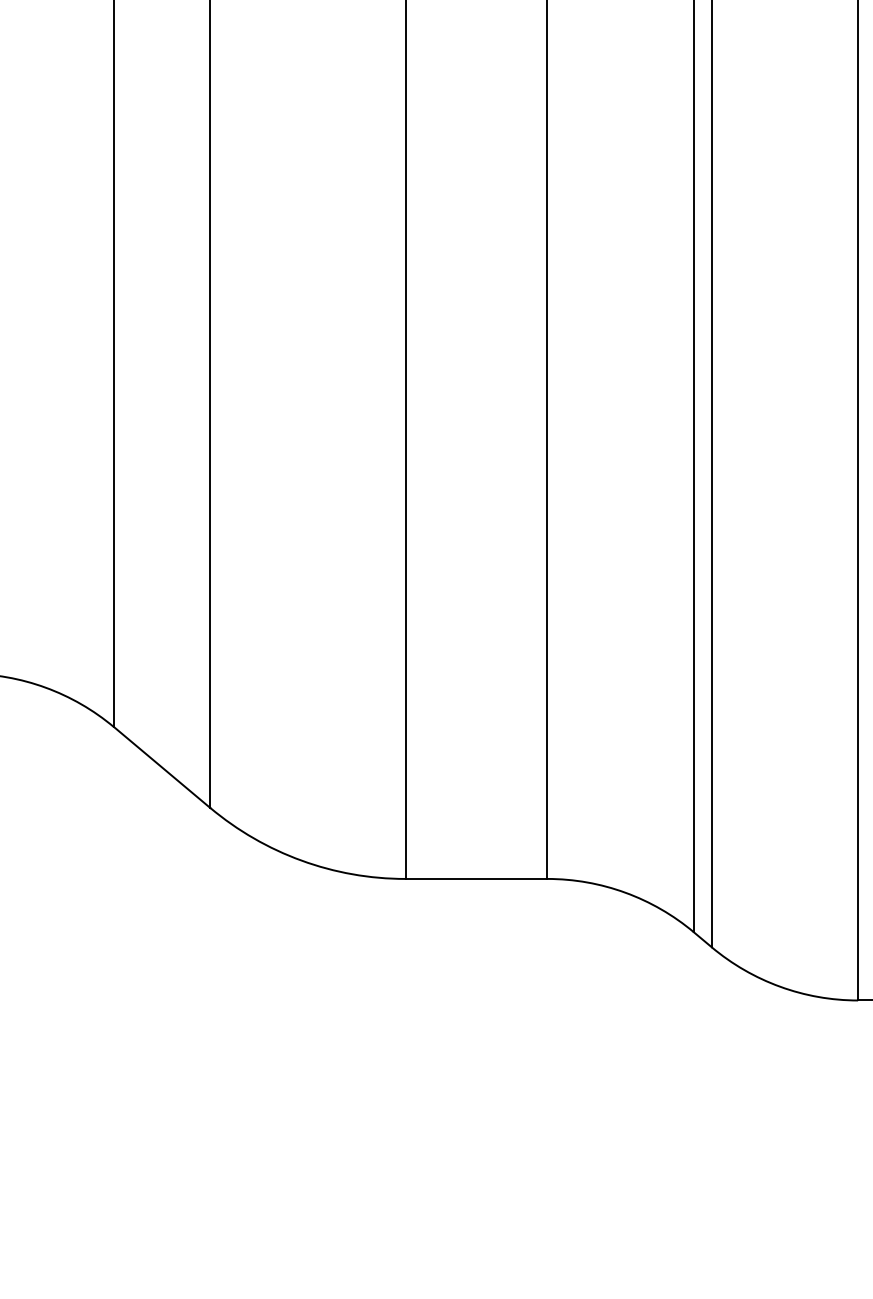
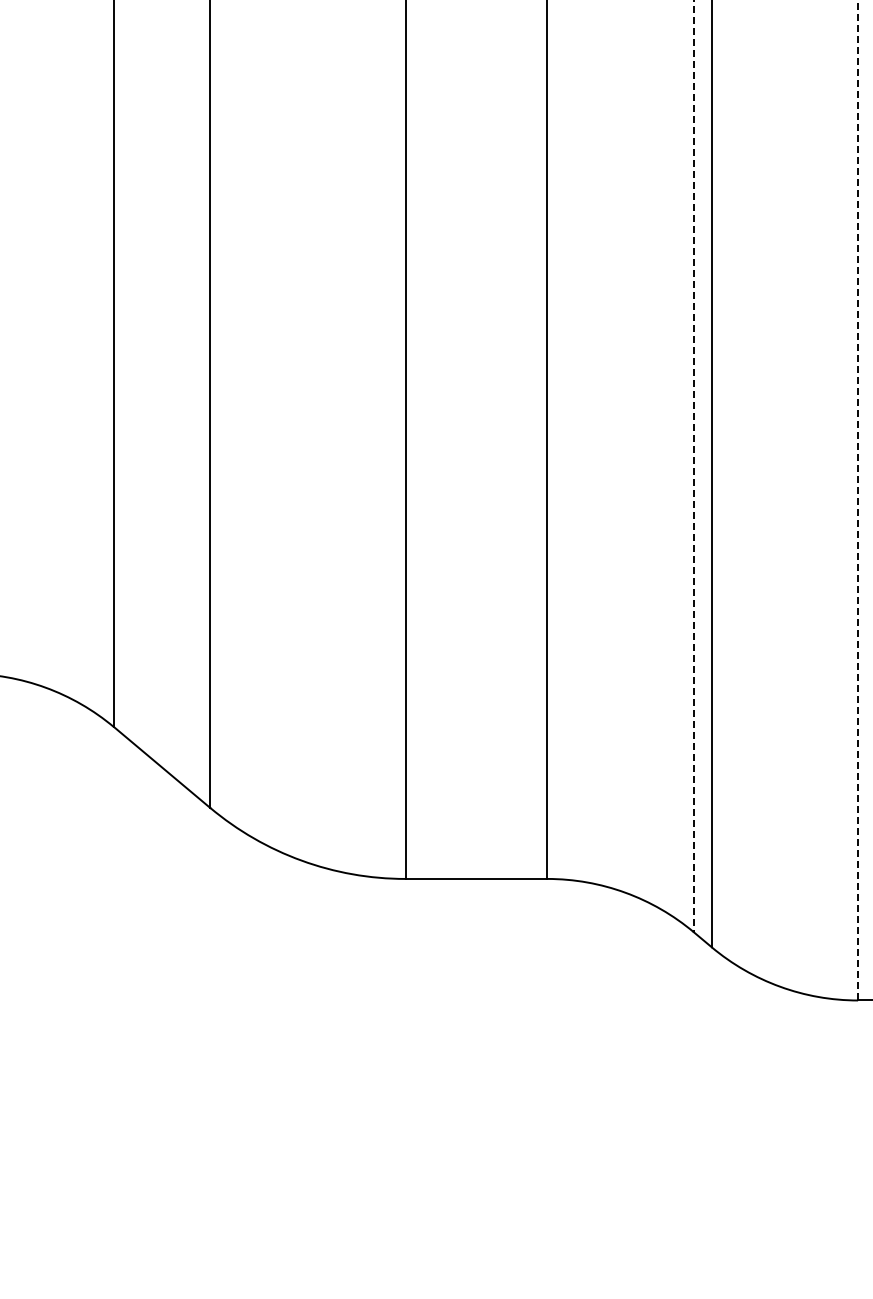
line: solid -> dashed (693, 466)
line: solid -> dashed (858, 500)
